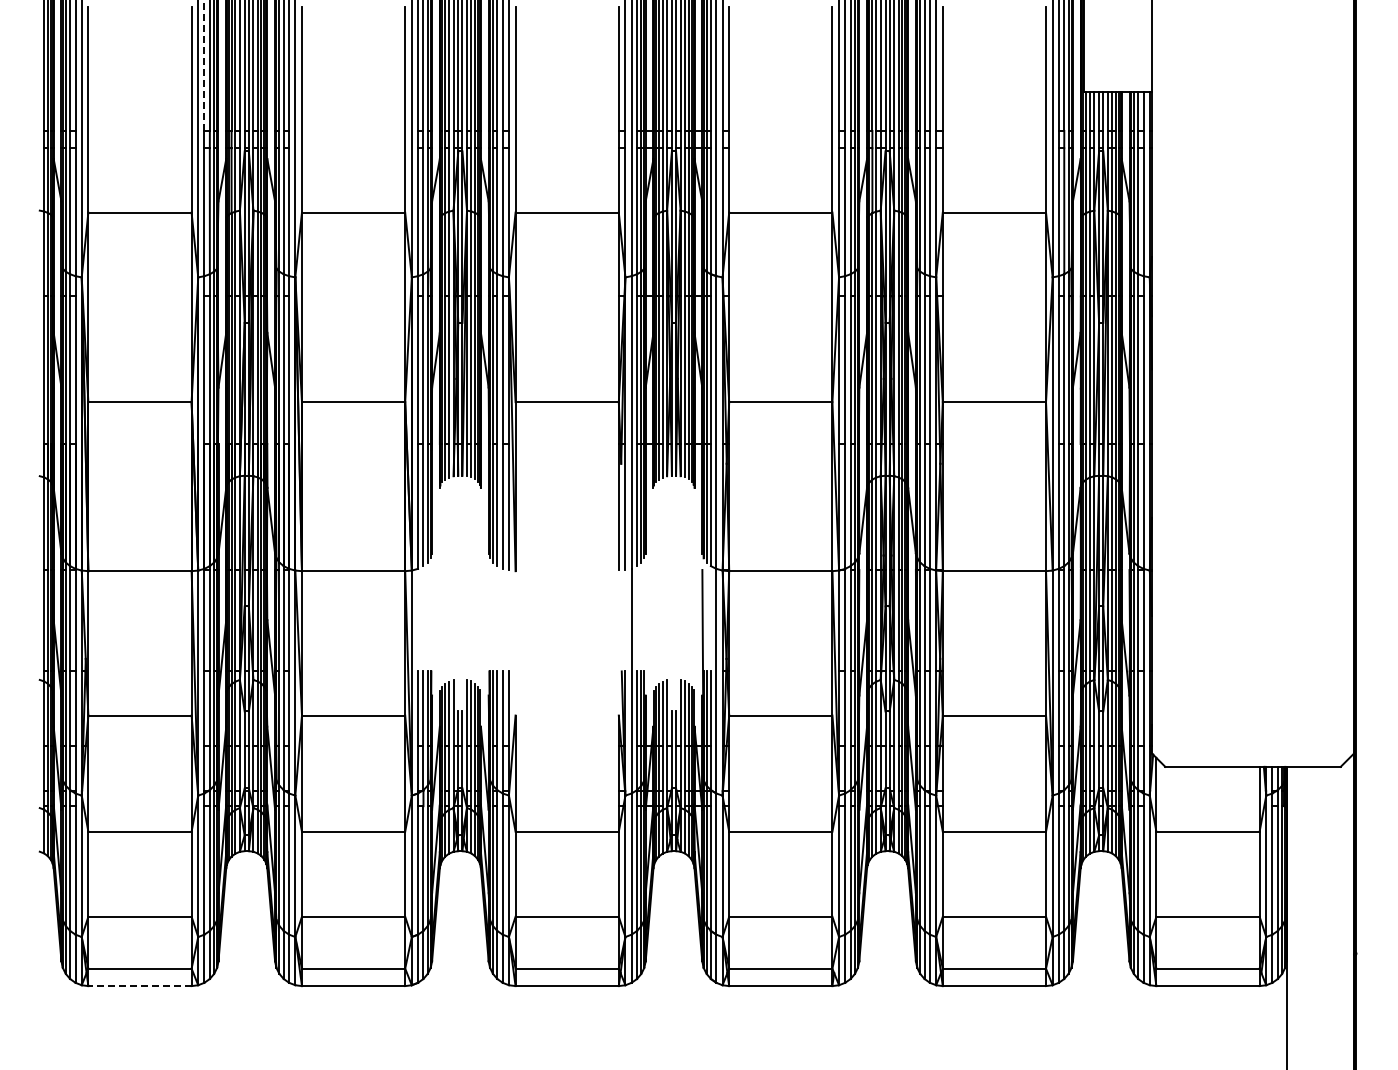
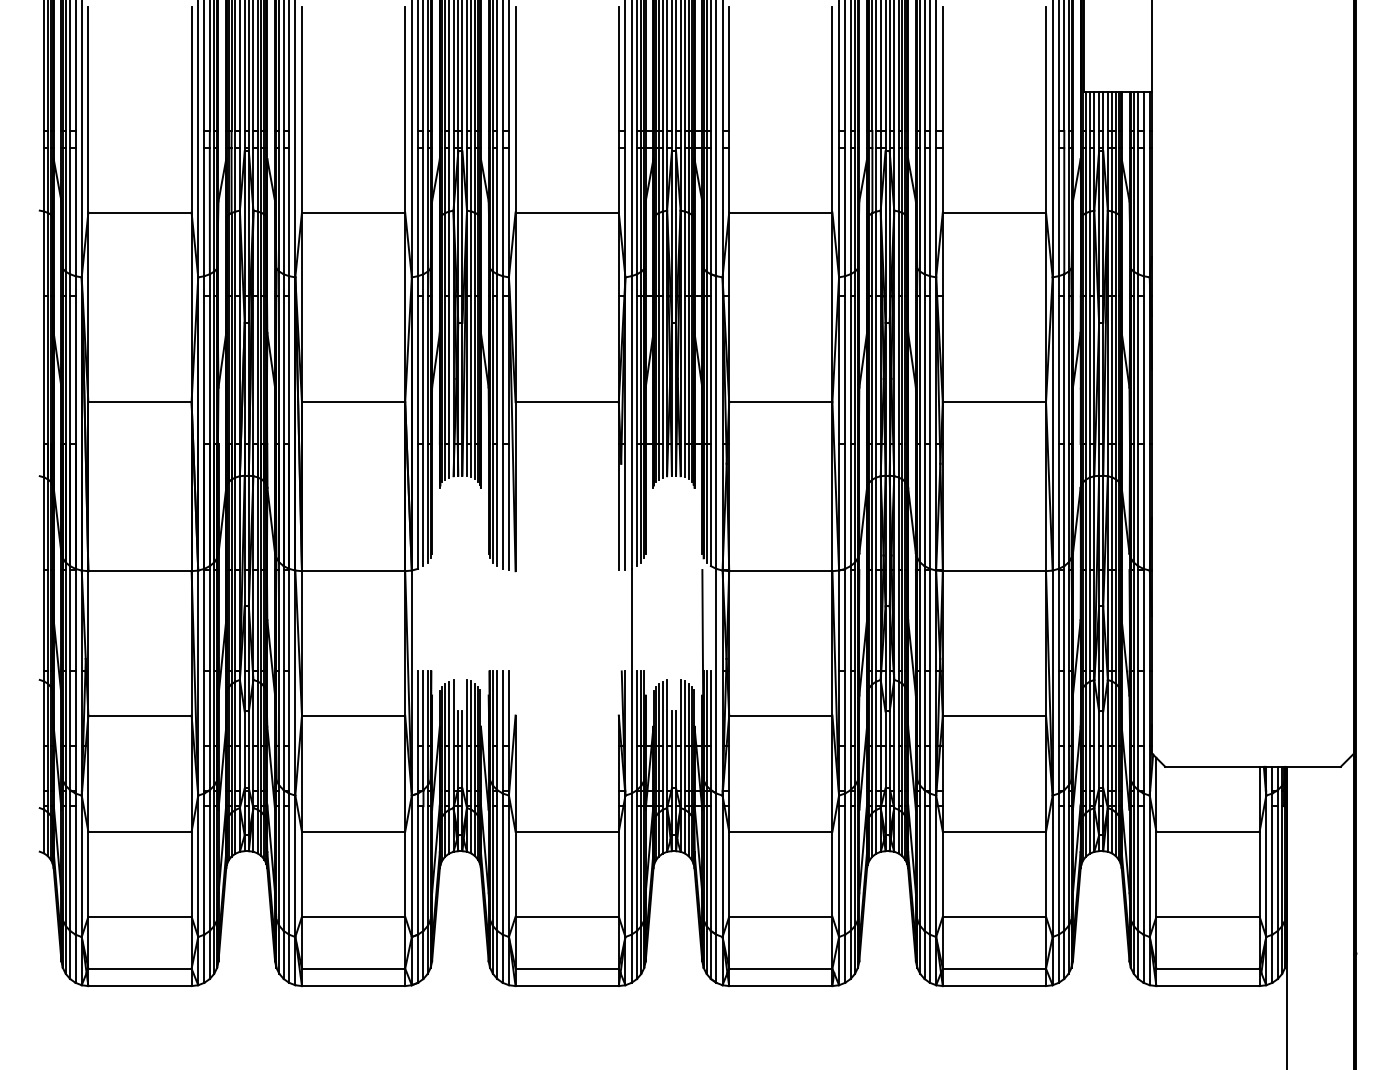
line: dashed -> solid (204, 65)
line: dashed -> solid (140, 986)
